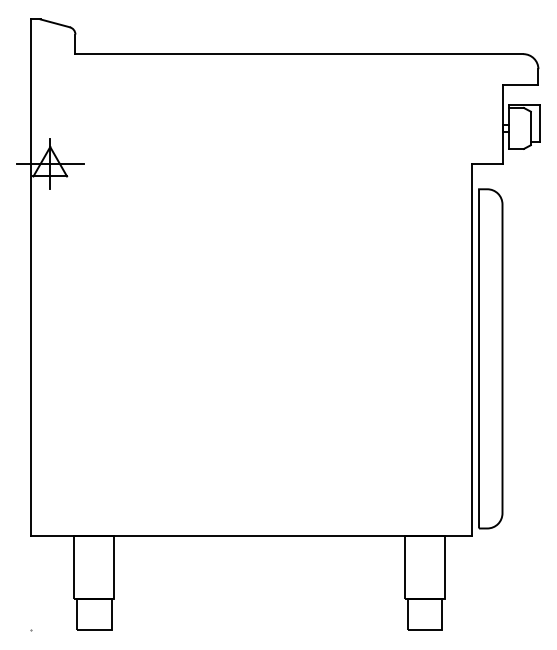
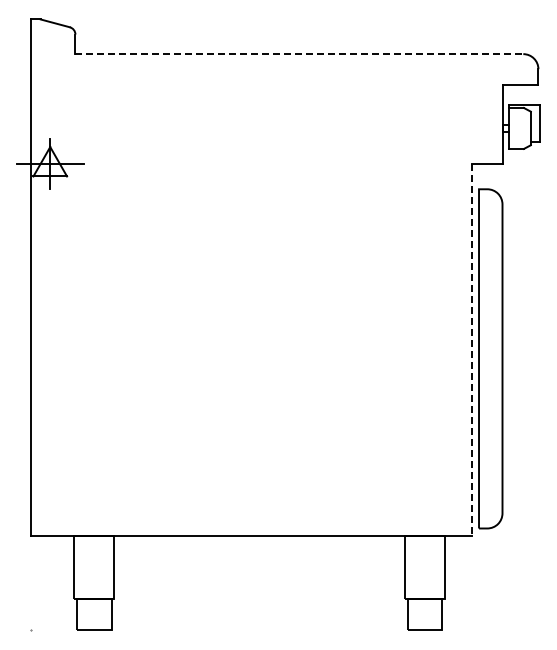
line: solid -> dashed (299, 54)
line: solid -> dashed (471, 350)
